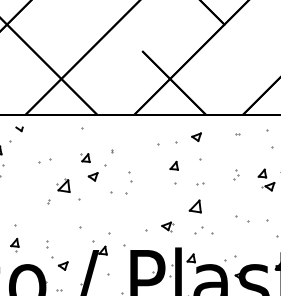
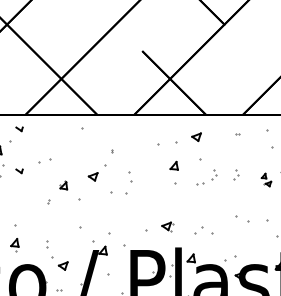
part: present -> none (85, 158)
part: none -> present (19, 171)
part: none -> present (214, 174)
part size: 19x24 px -> 13x16 px (266, 179)
part size: 15x15 px -> 10x11 px (63, 185)
part: present -> none (194, 206)
